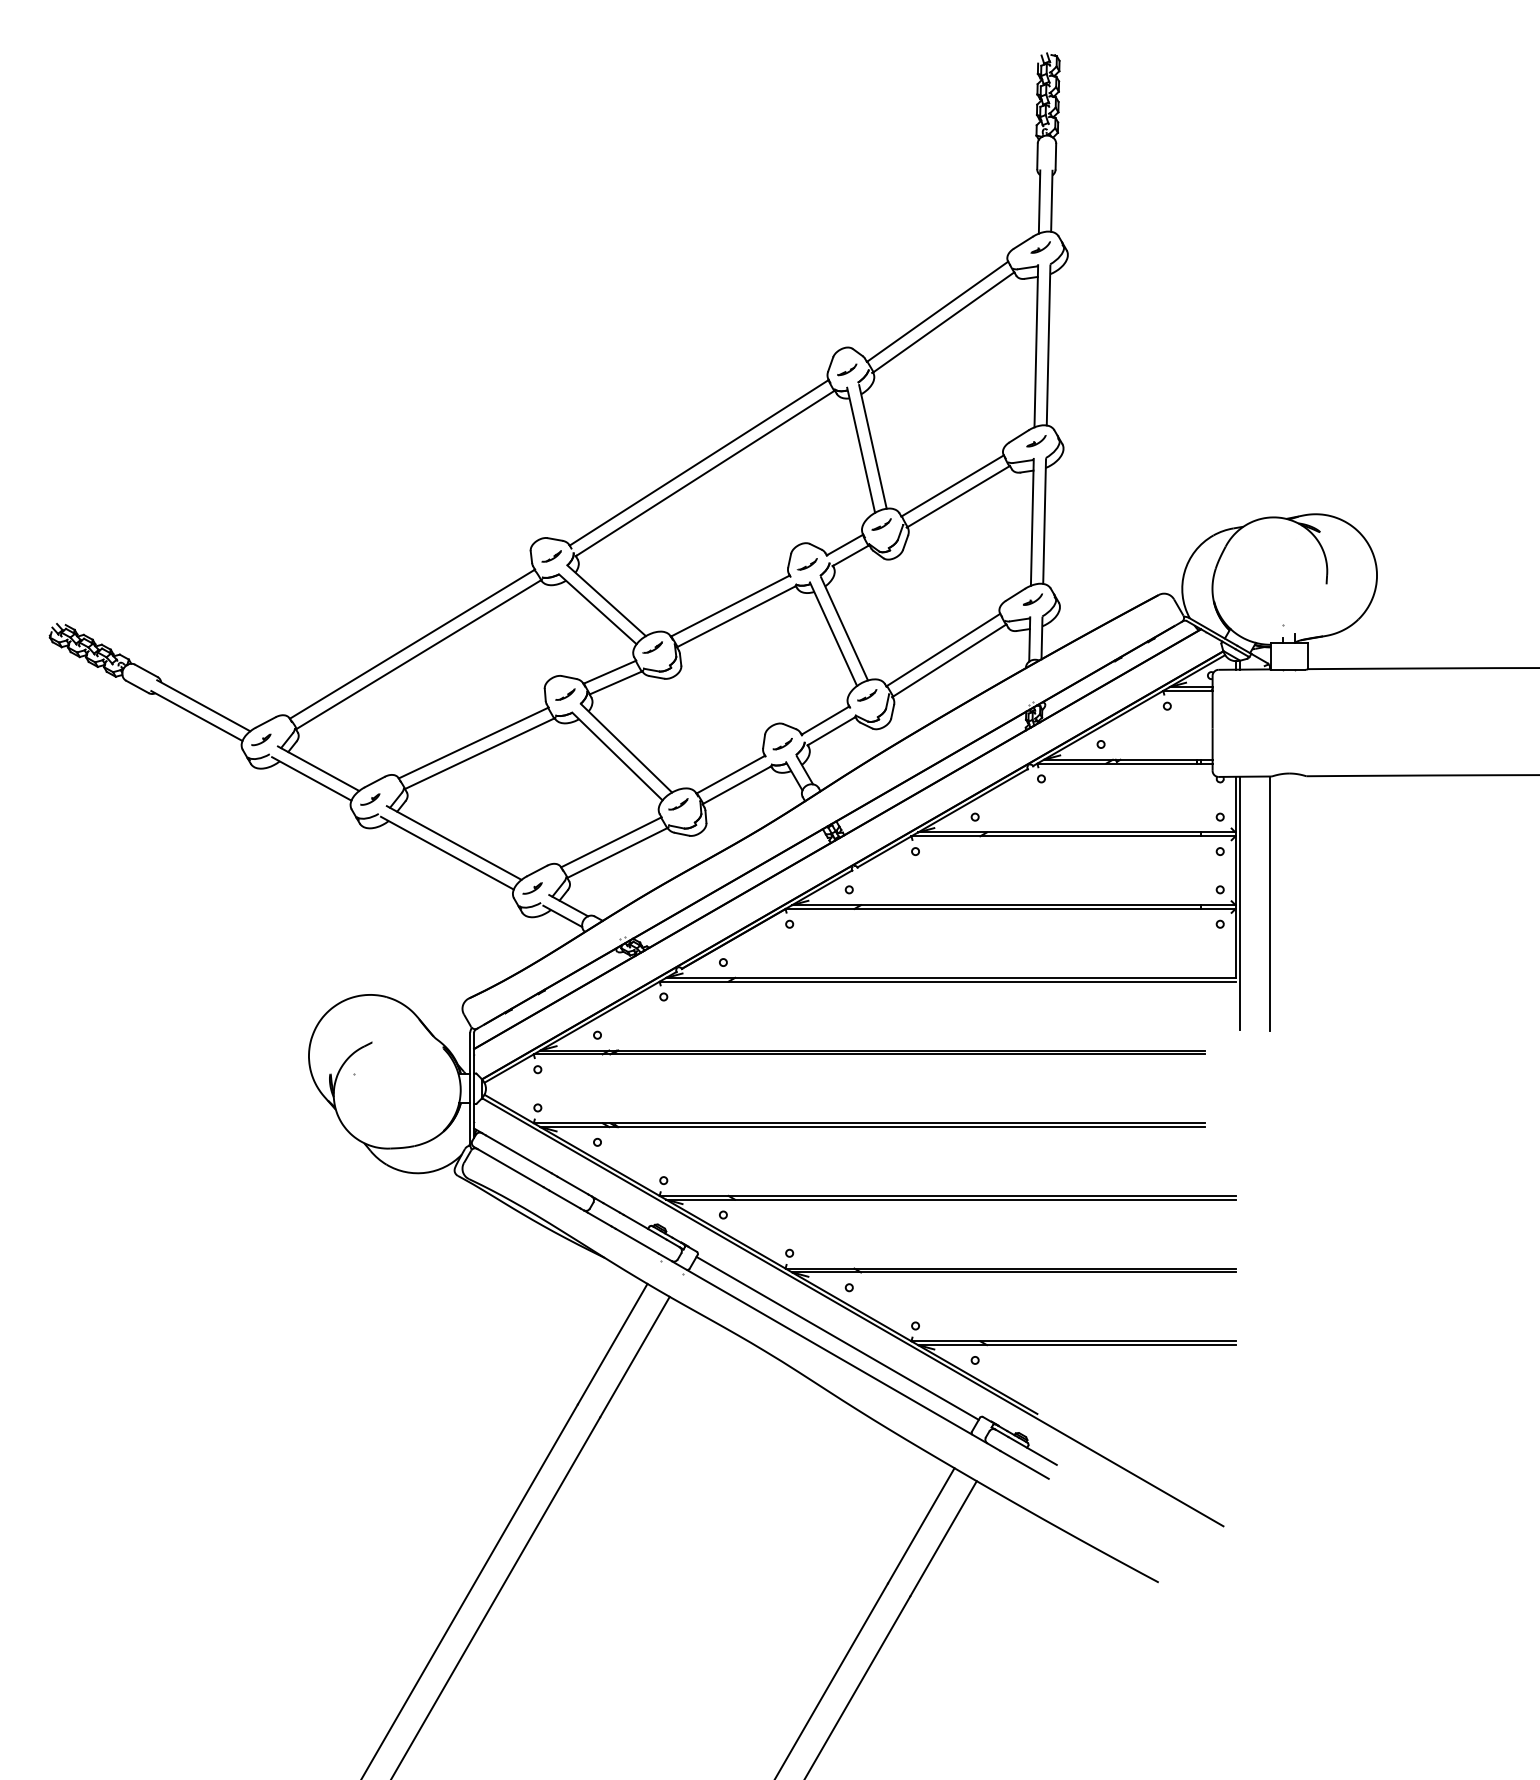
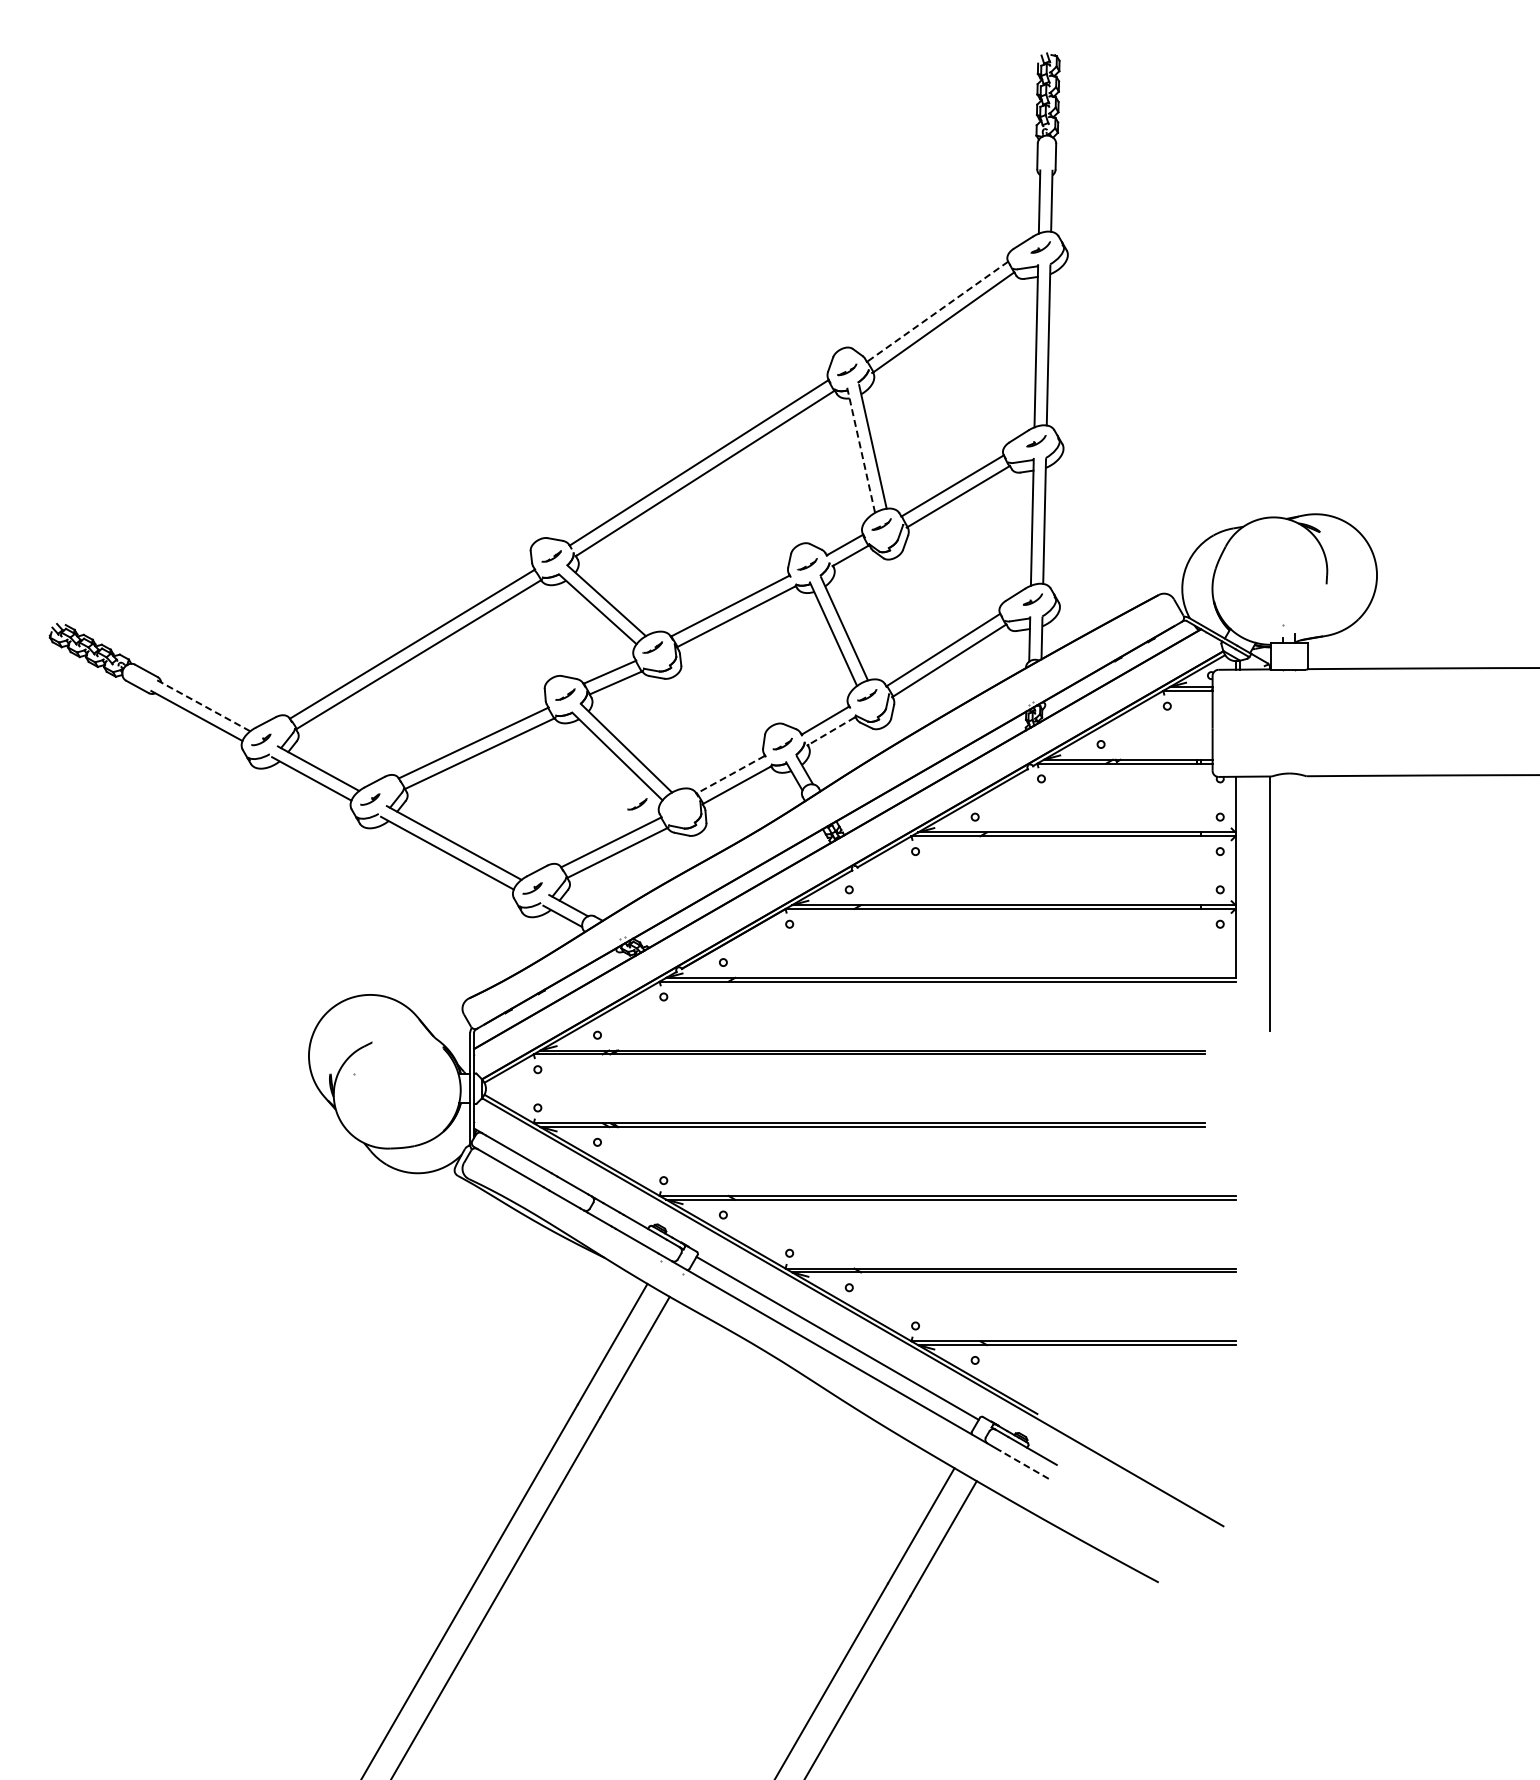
line: solid -> dashed (937, 311)
line: solid -> dashed (861, 450)
line: solid -> dashed (204, 706)
line: solid -> dashed (831, 731)
line: solid -> dashed (730, 774)
part position: (678, 804) -> (637, 804) (637, 804)
line: present -> none (1239, 903)
line: solid -> dashed (1024, 1464)
